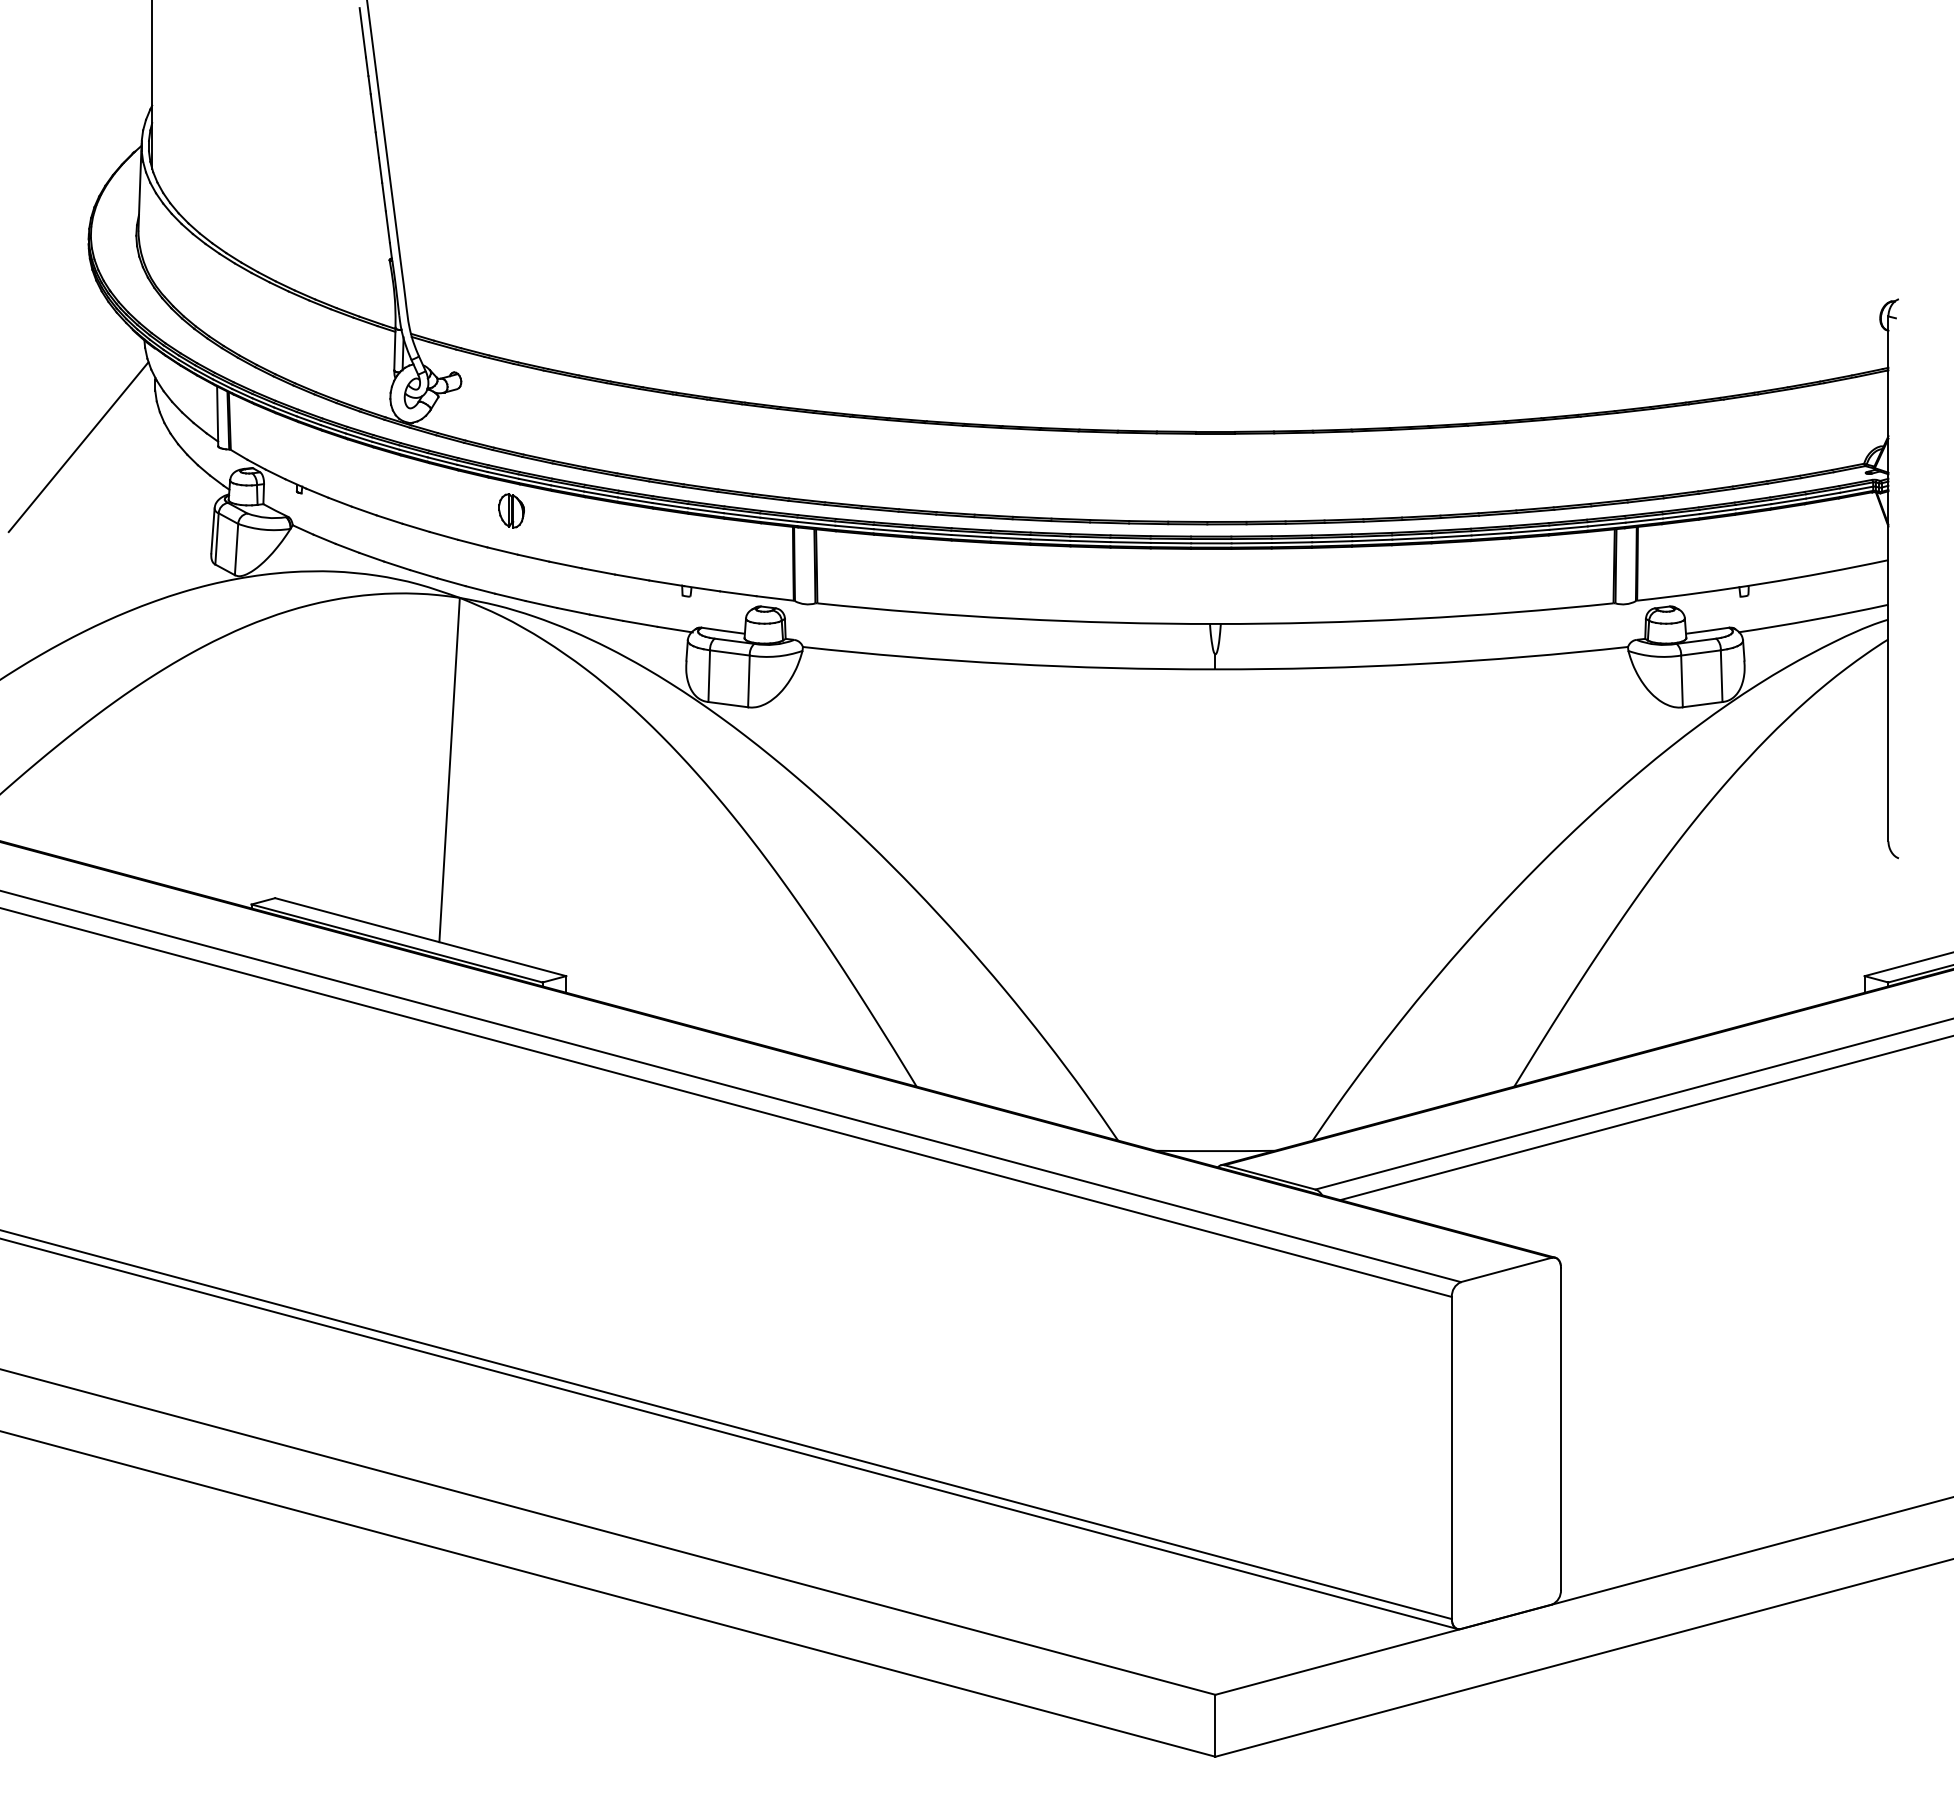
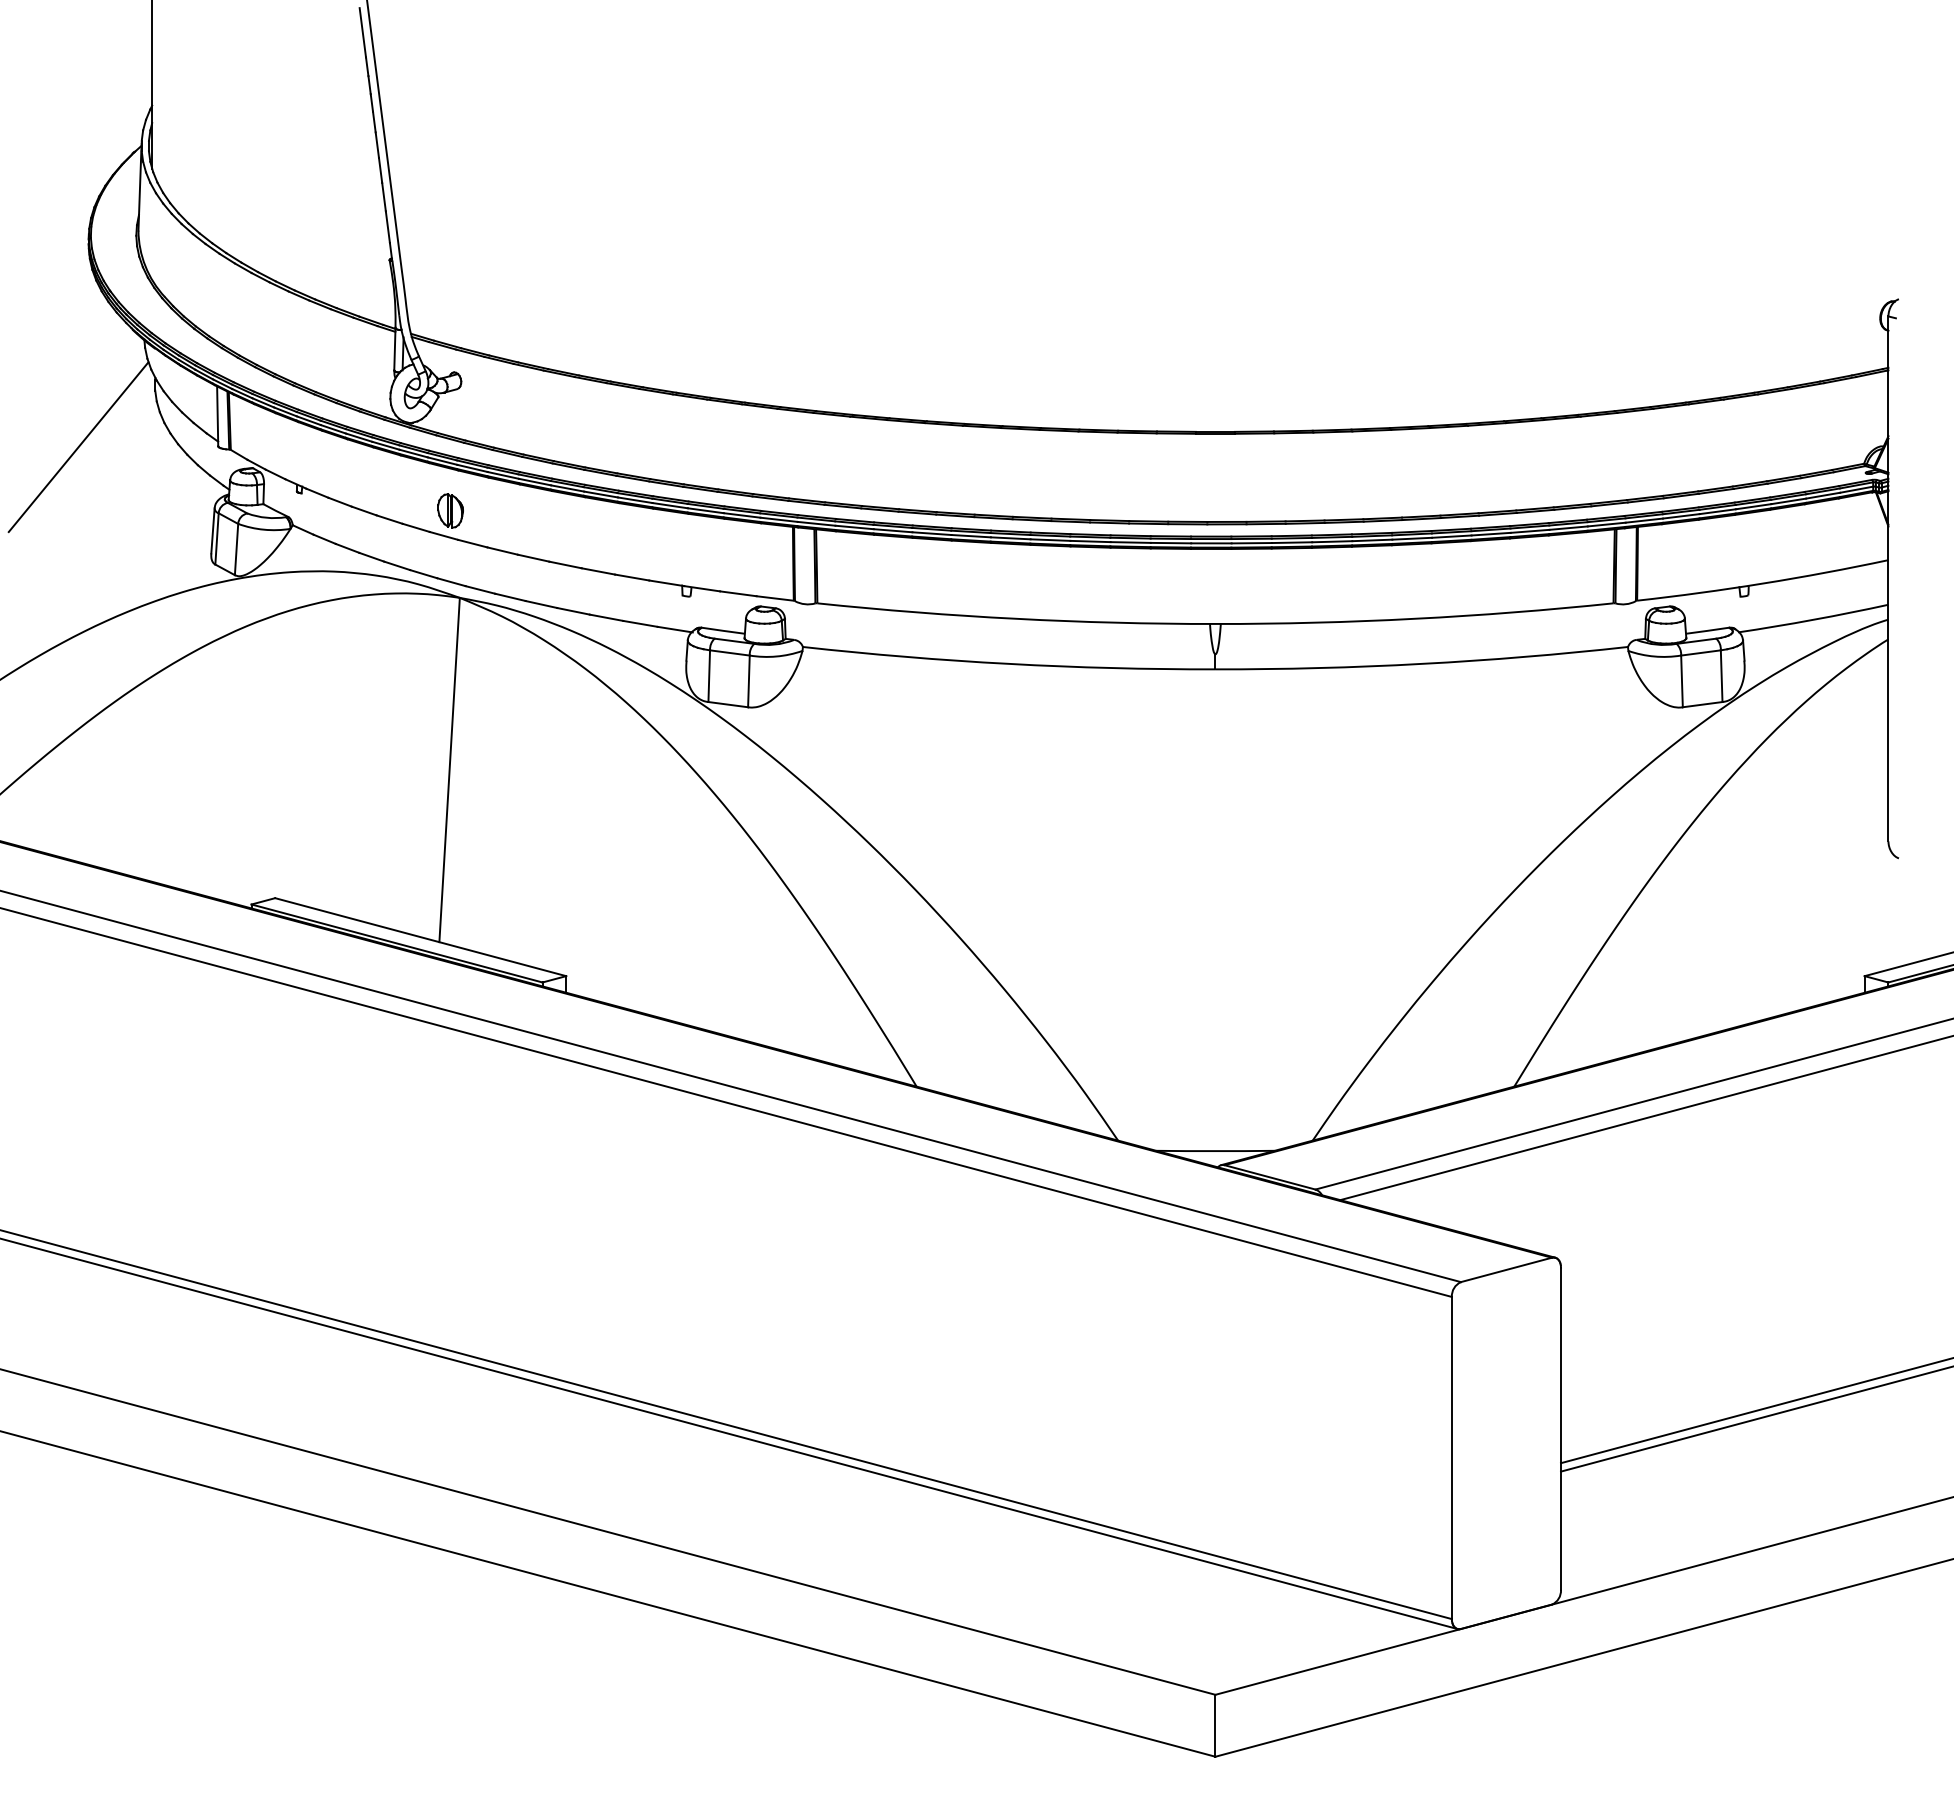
part position: (511, 510) -> (450, 510) (450, 510)
line: none -> present (1755, 1410)
line: none -> present (1755, 1419)
